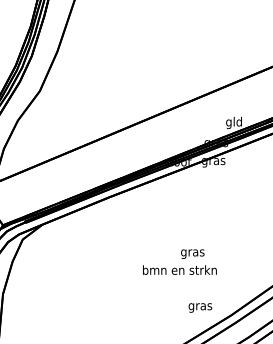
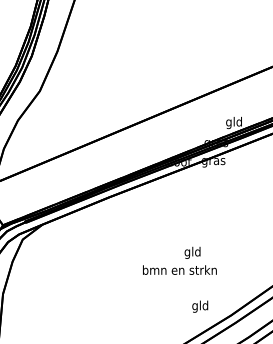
text: gras -> gld (192, 252)
text: gras -> gld (200, 306)
